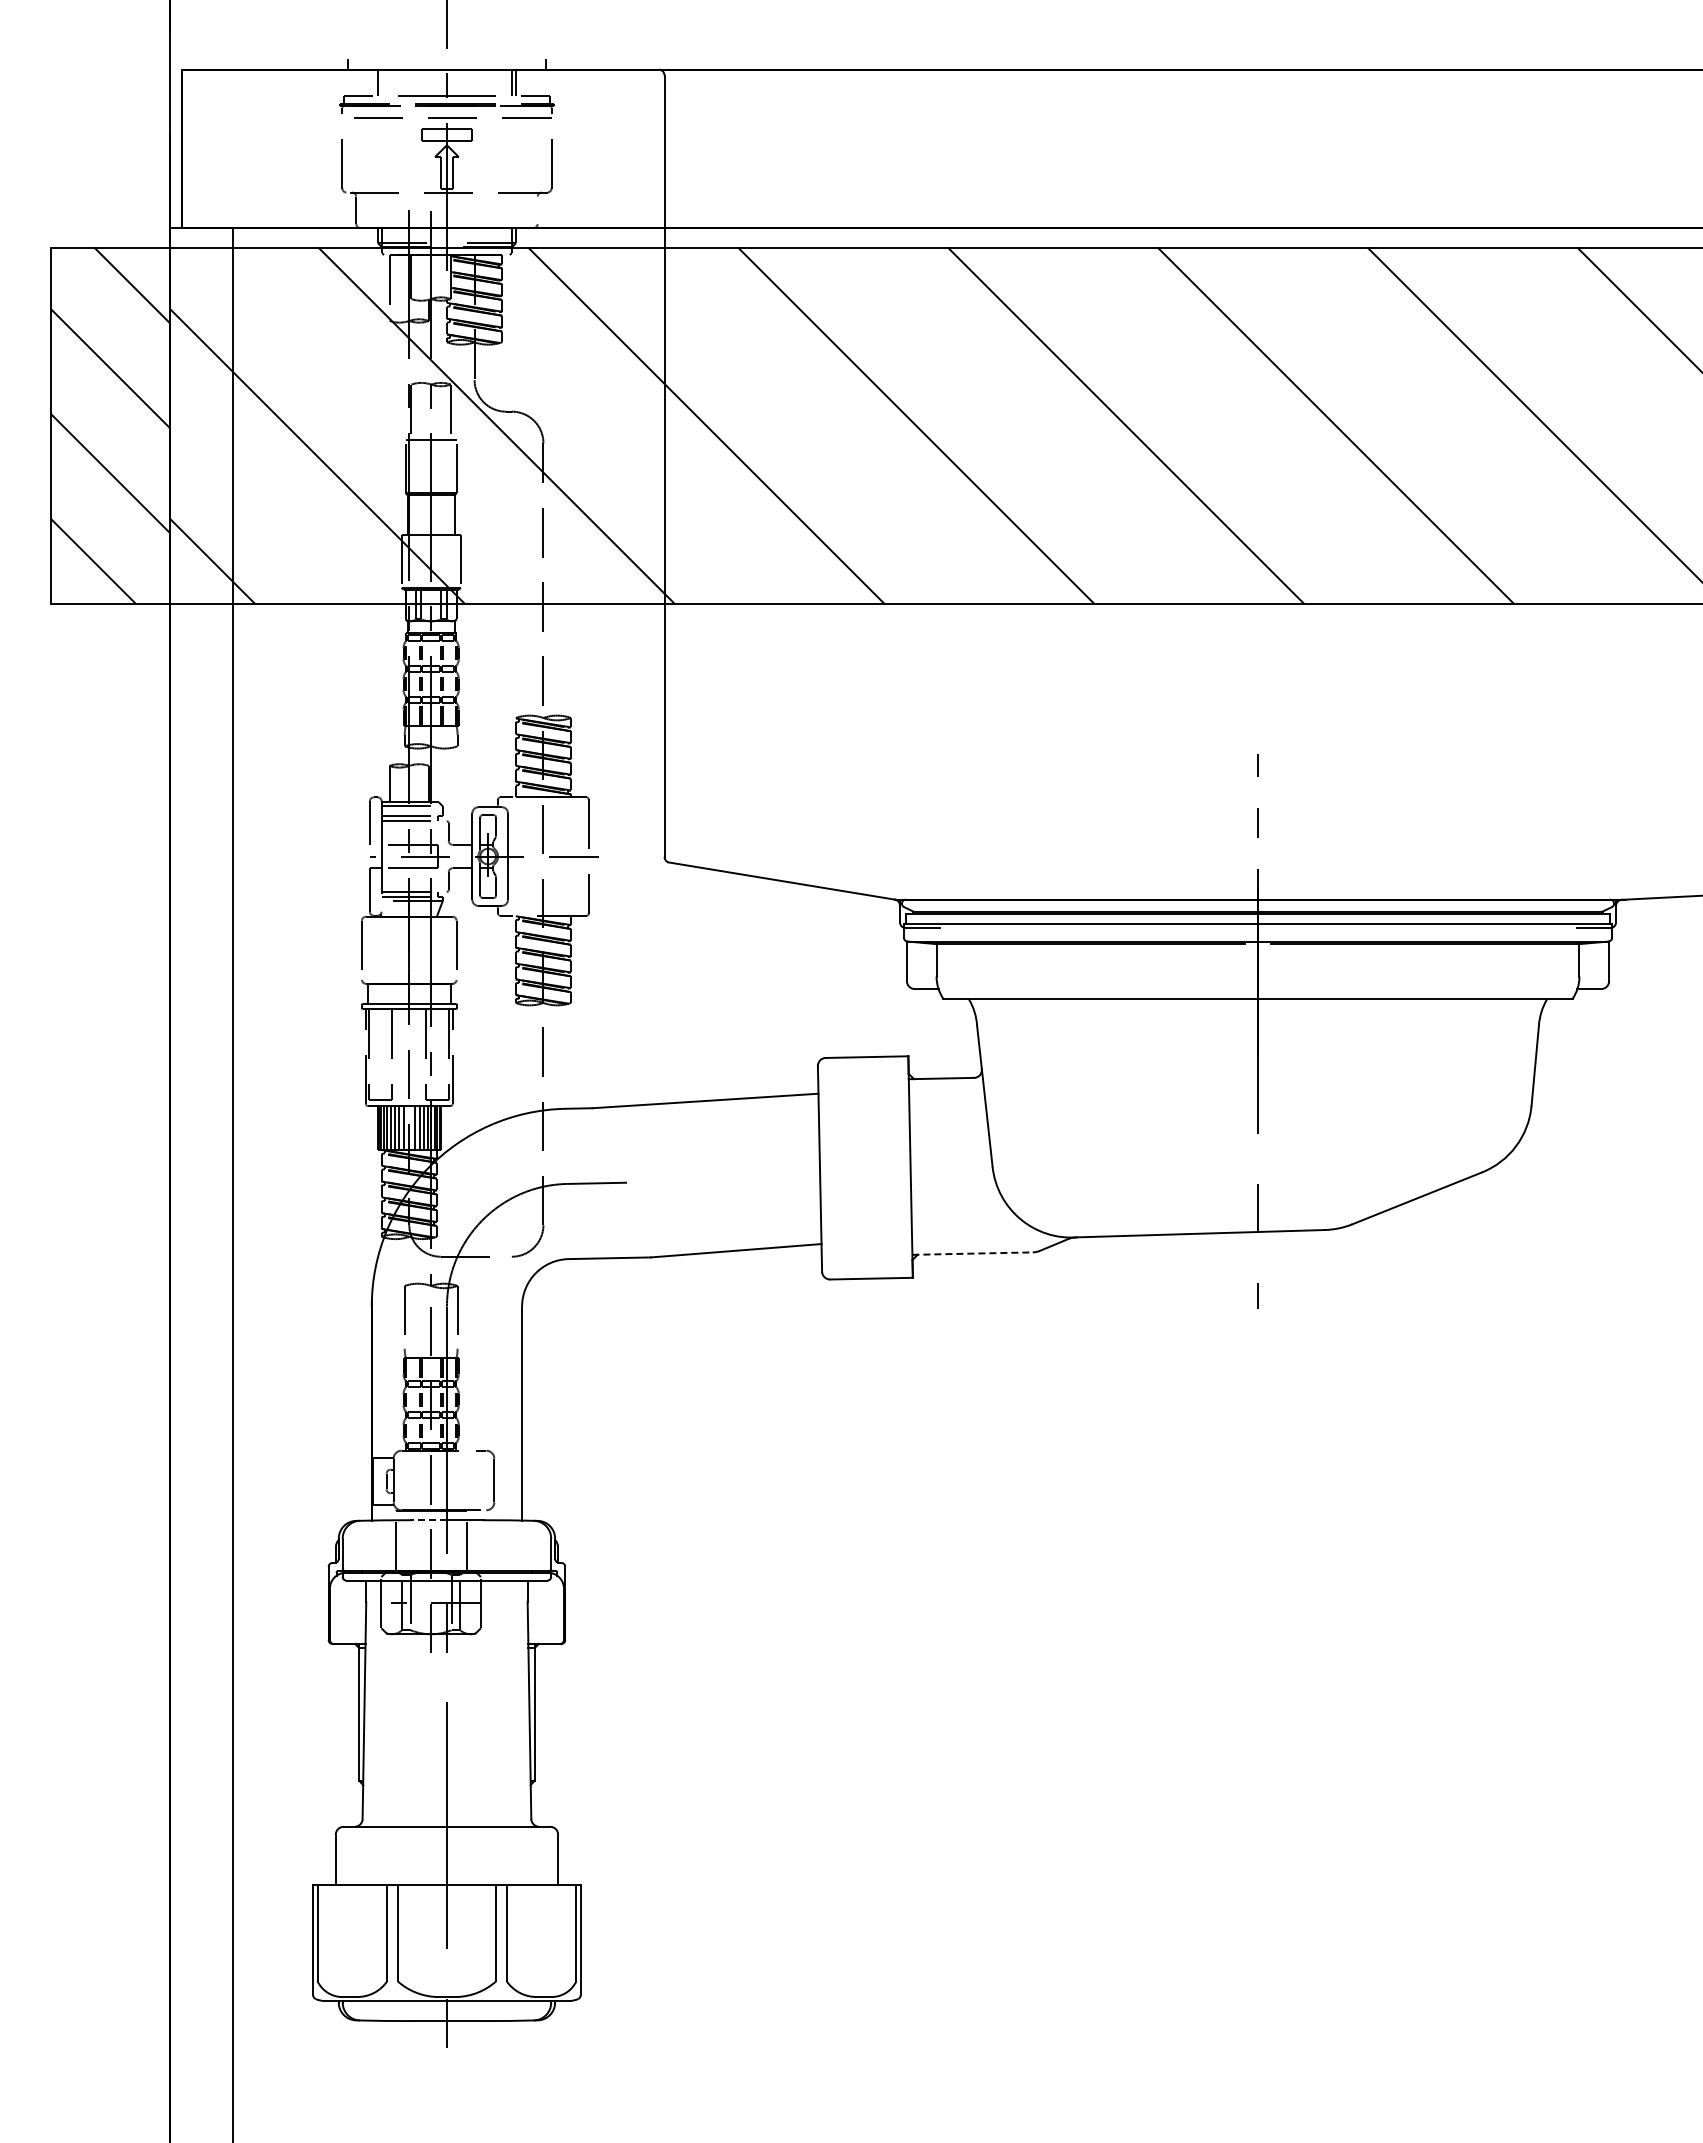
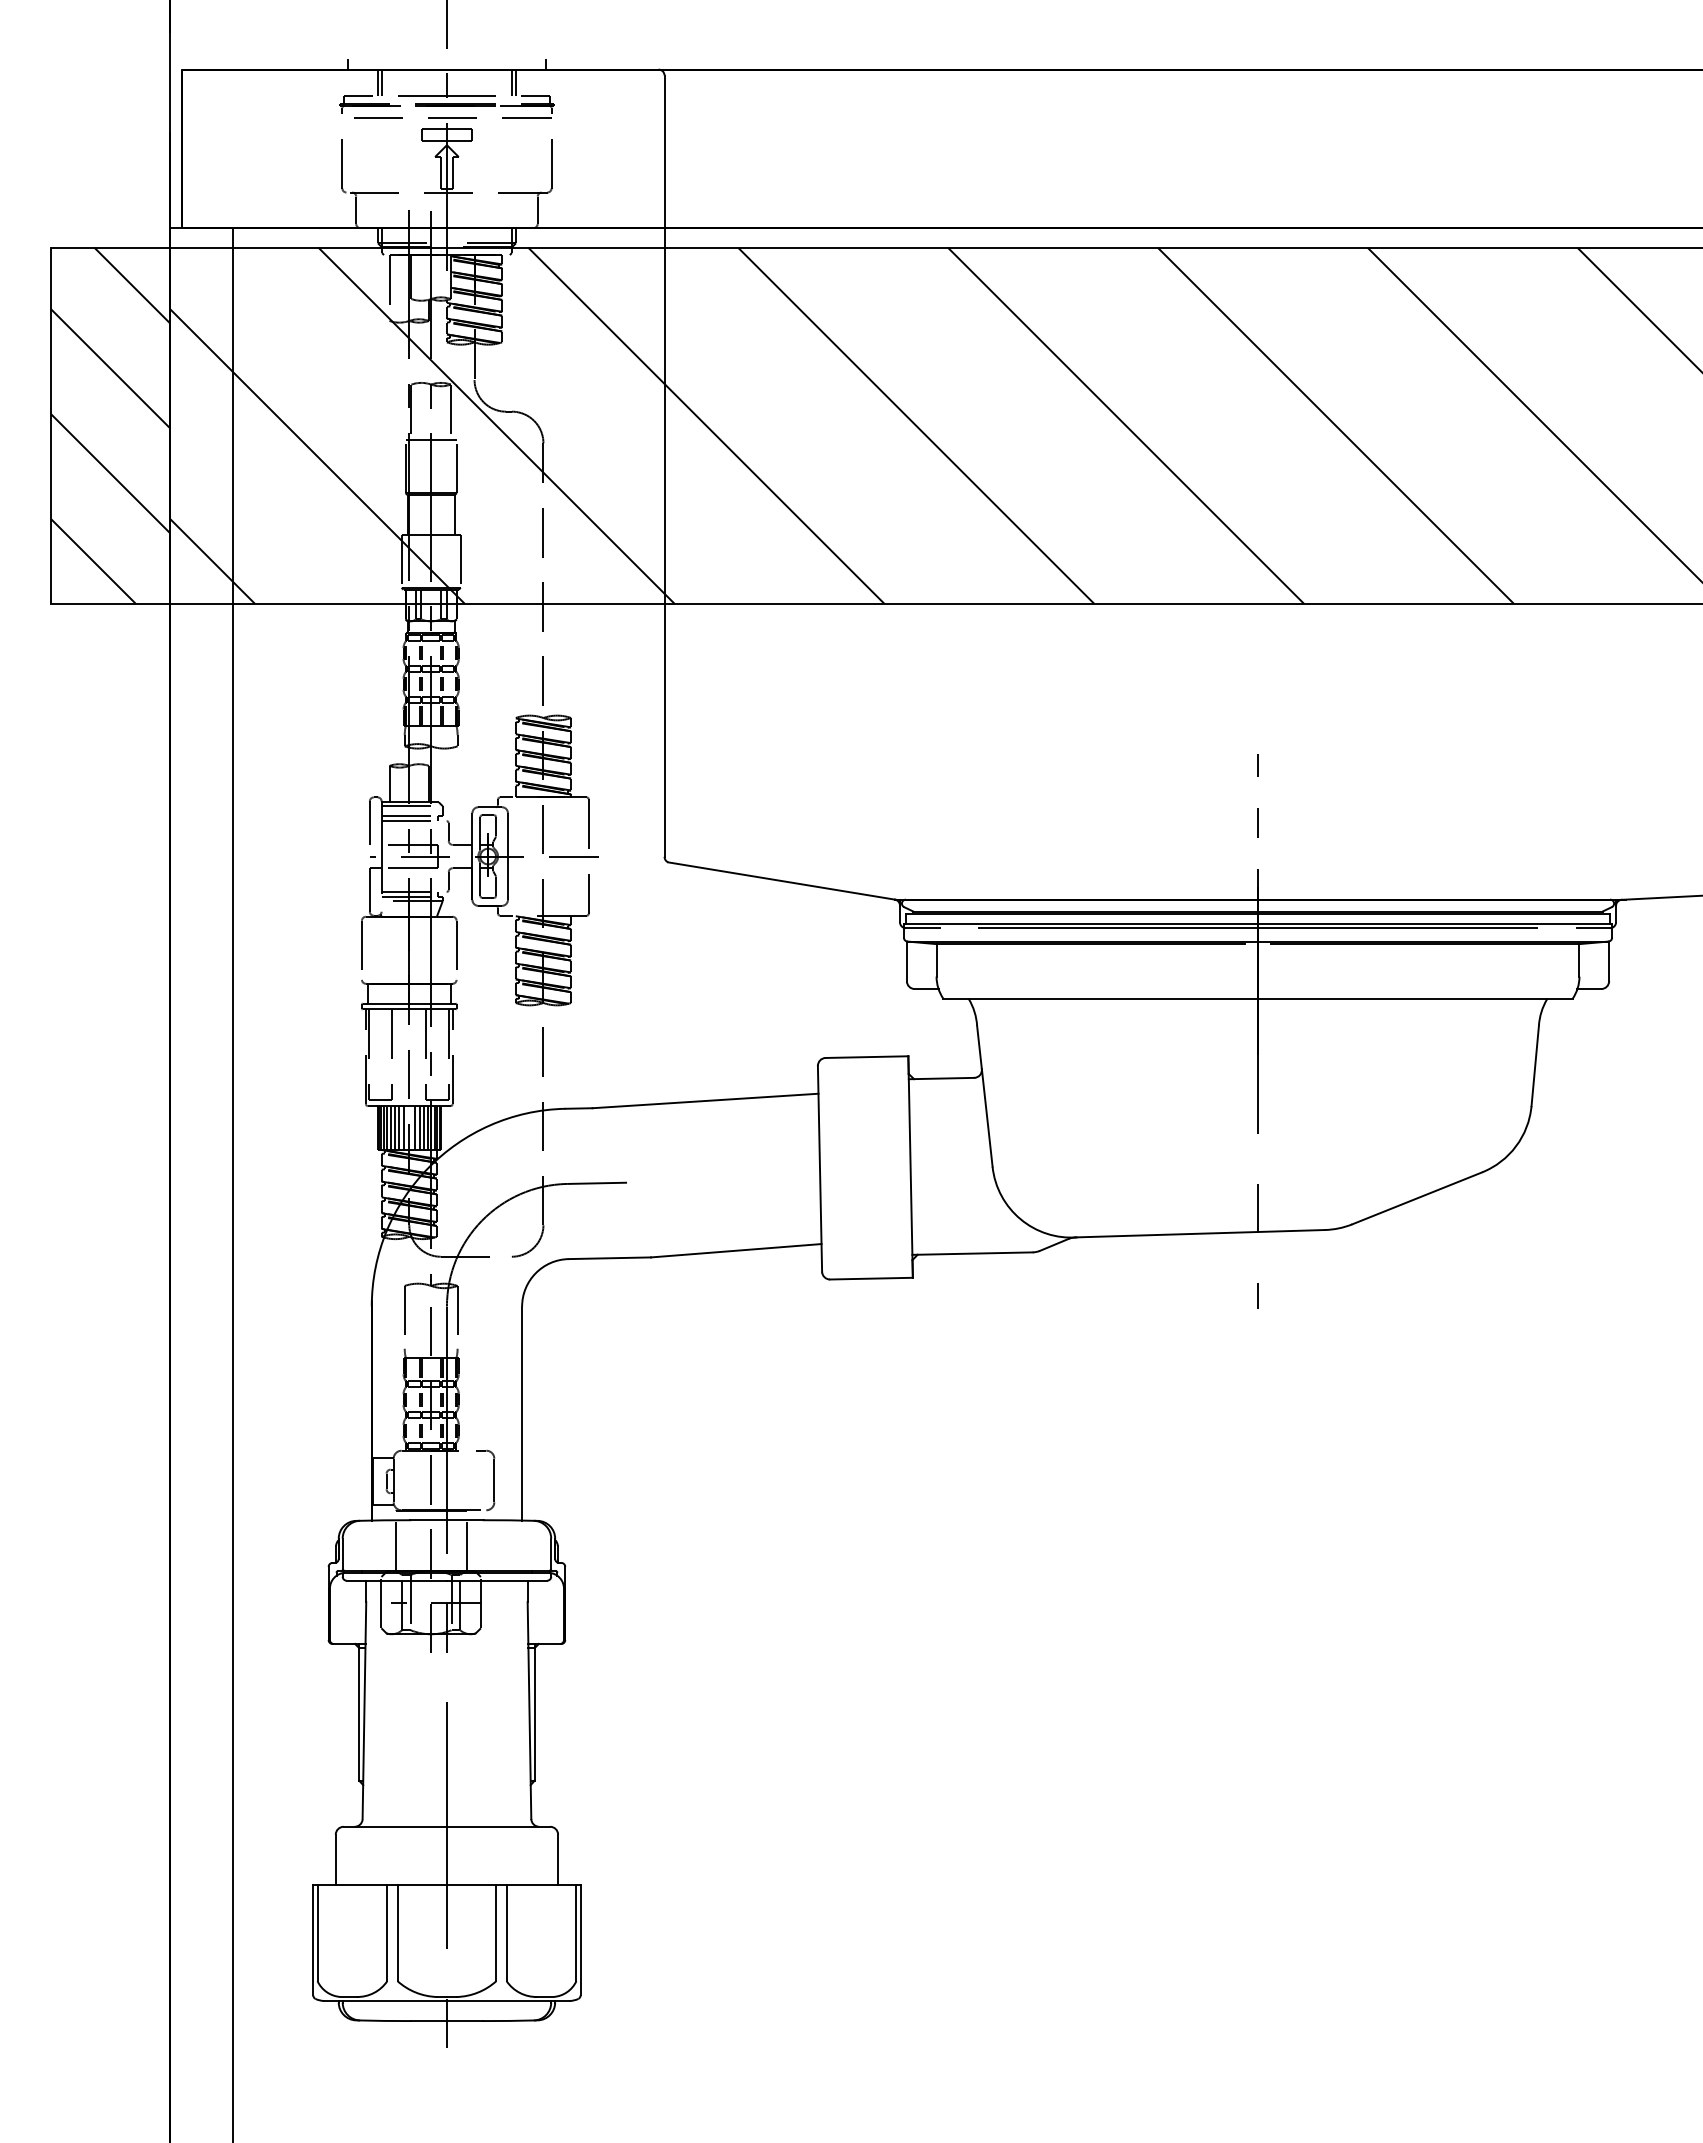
line: none -> present (381, 82)
line: none -> present (537, 210)
line: none -> present (1257, 928)
line: dashed -> solid (973, 1253)
line: dashed -> solid (427, 1520)
